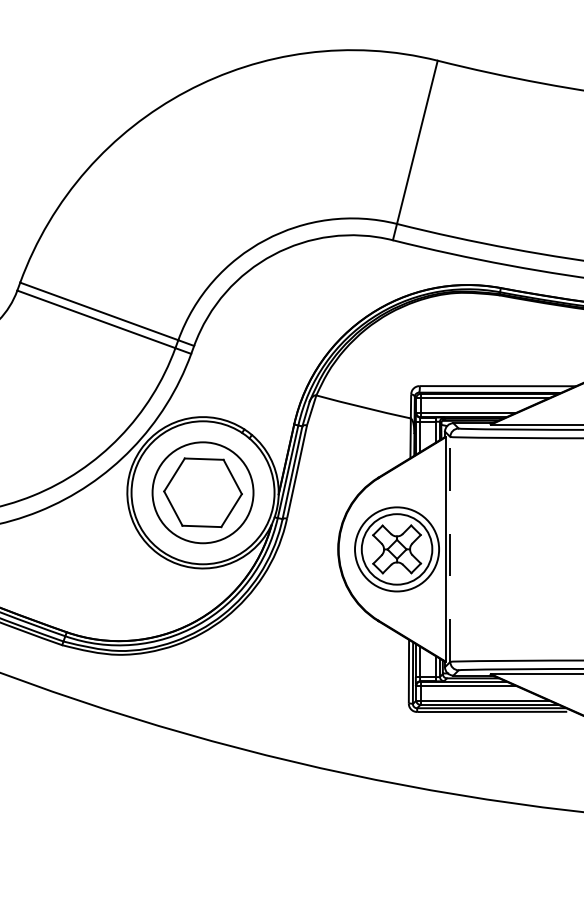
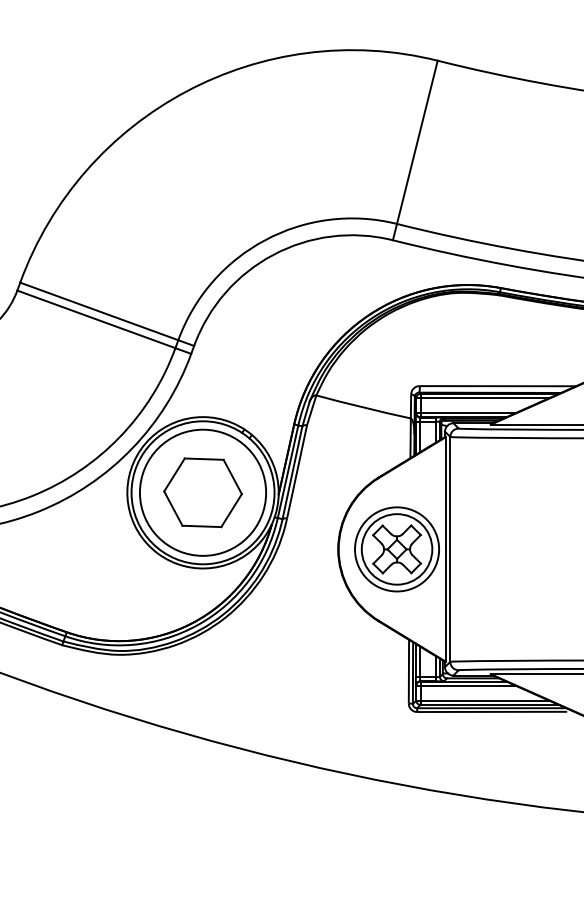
circle diameter: 101 px -> 126 px (202, 492)
line: dashed -> solid (450, 548)
